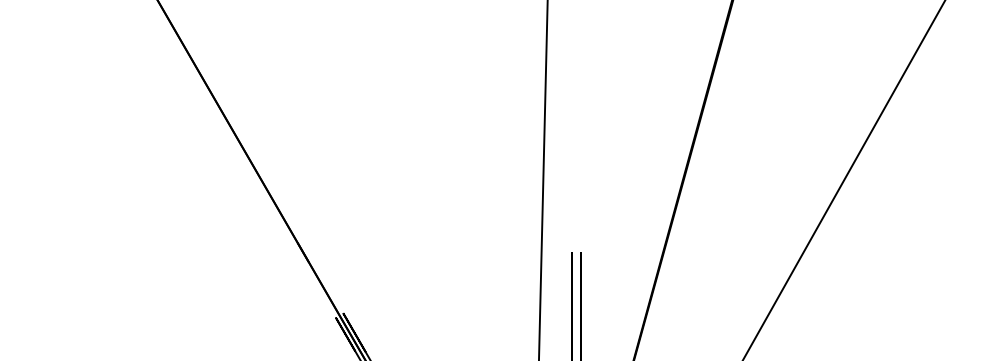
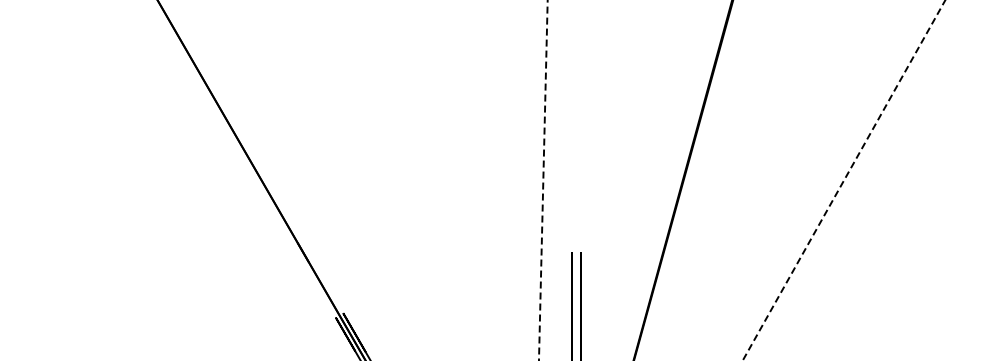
line: solid -> dashed (543, 180)
line: solid -> dashed (844, 180)
